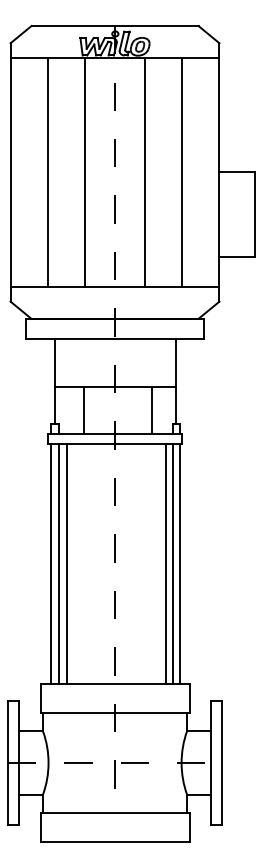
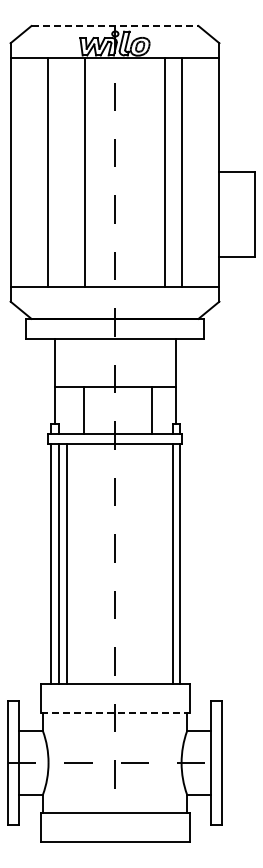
line: solid -> dashed (115, 26)
line position: (144, 172) -> (164, 172) (164, 172)
line: present -> none (166, 563)
line: solid -> dashed (115, 712)
